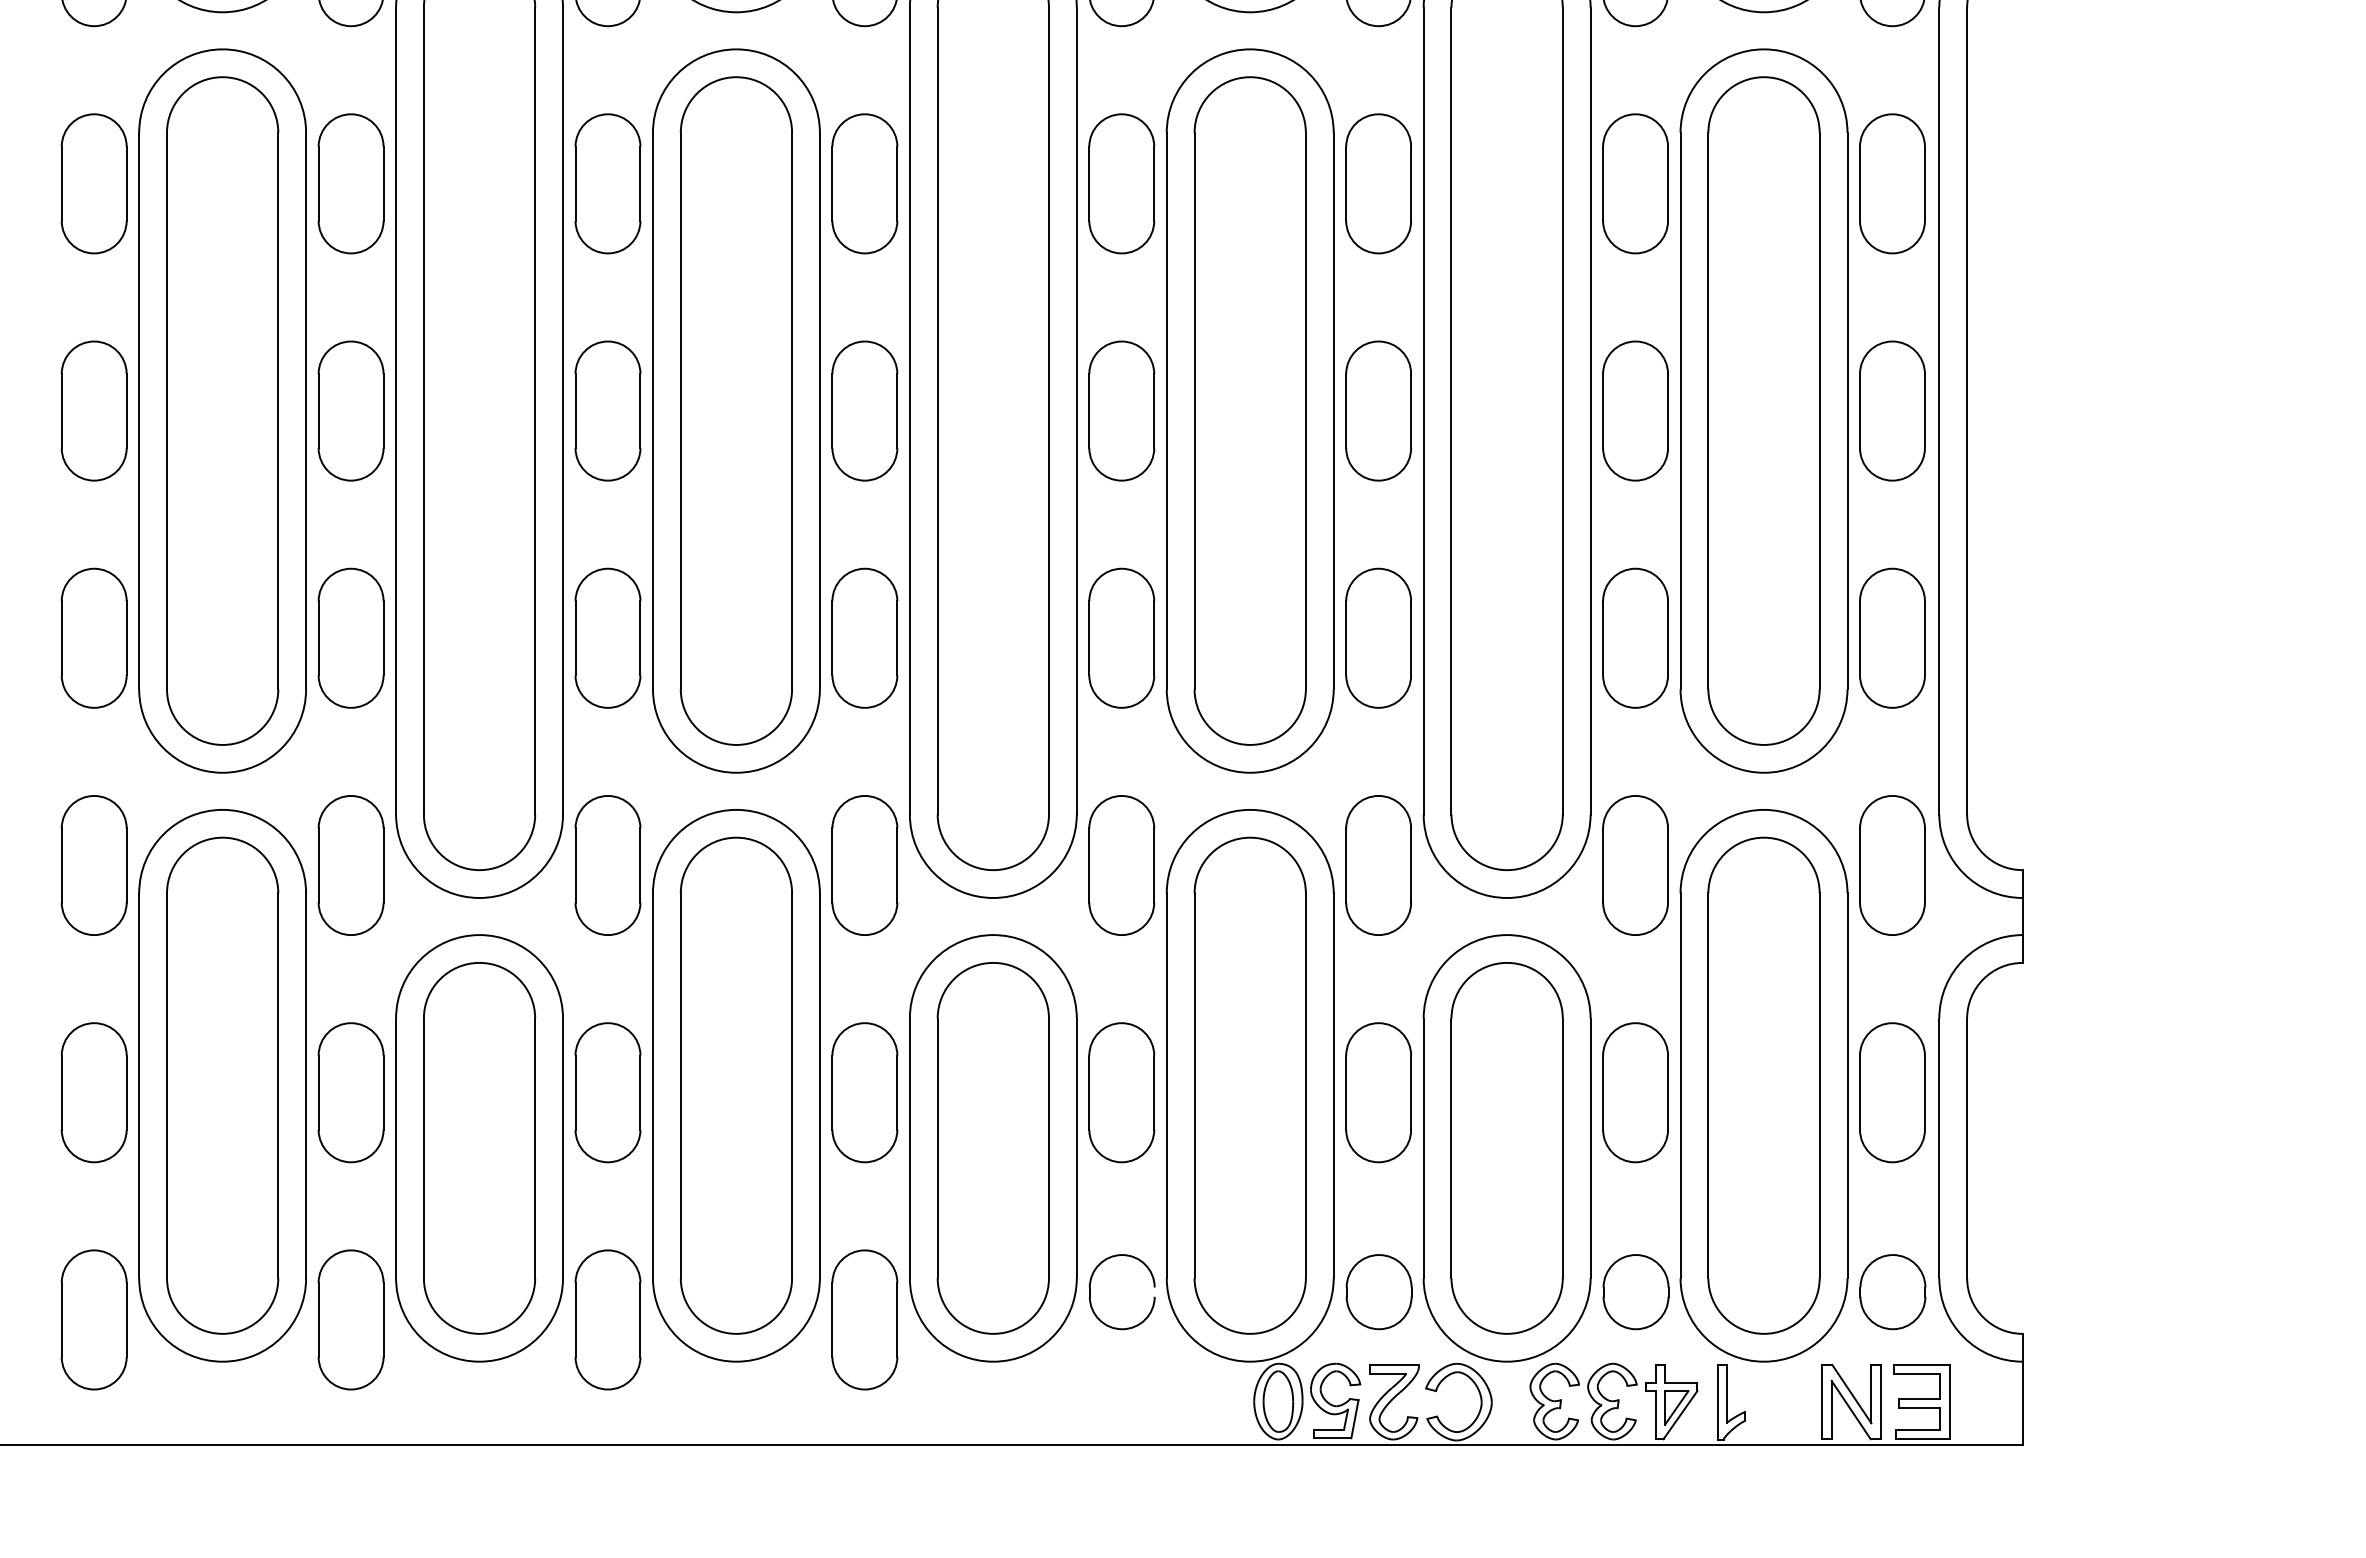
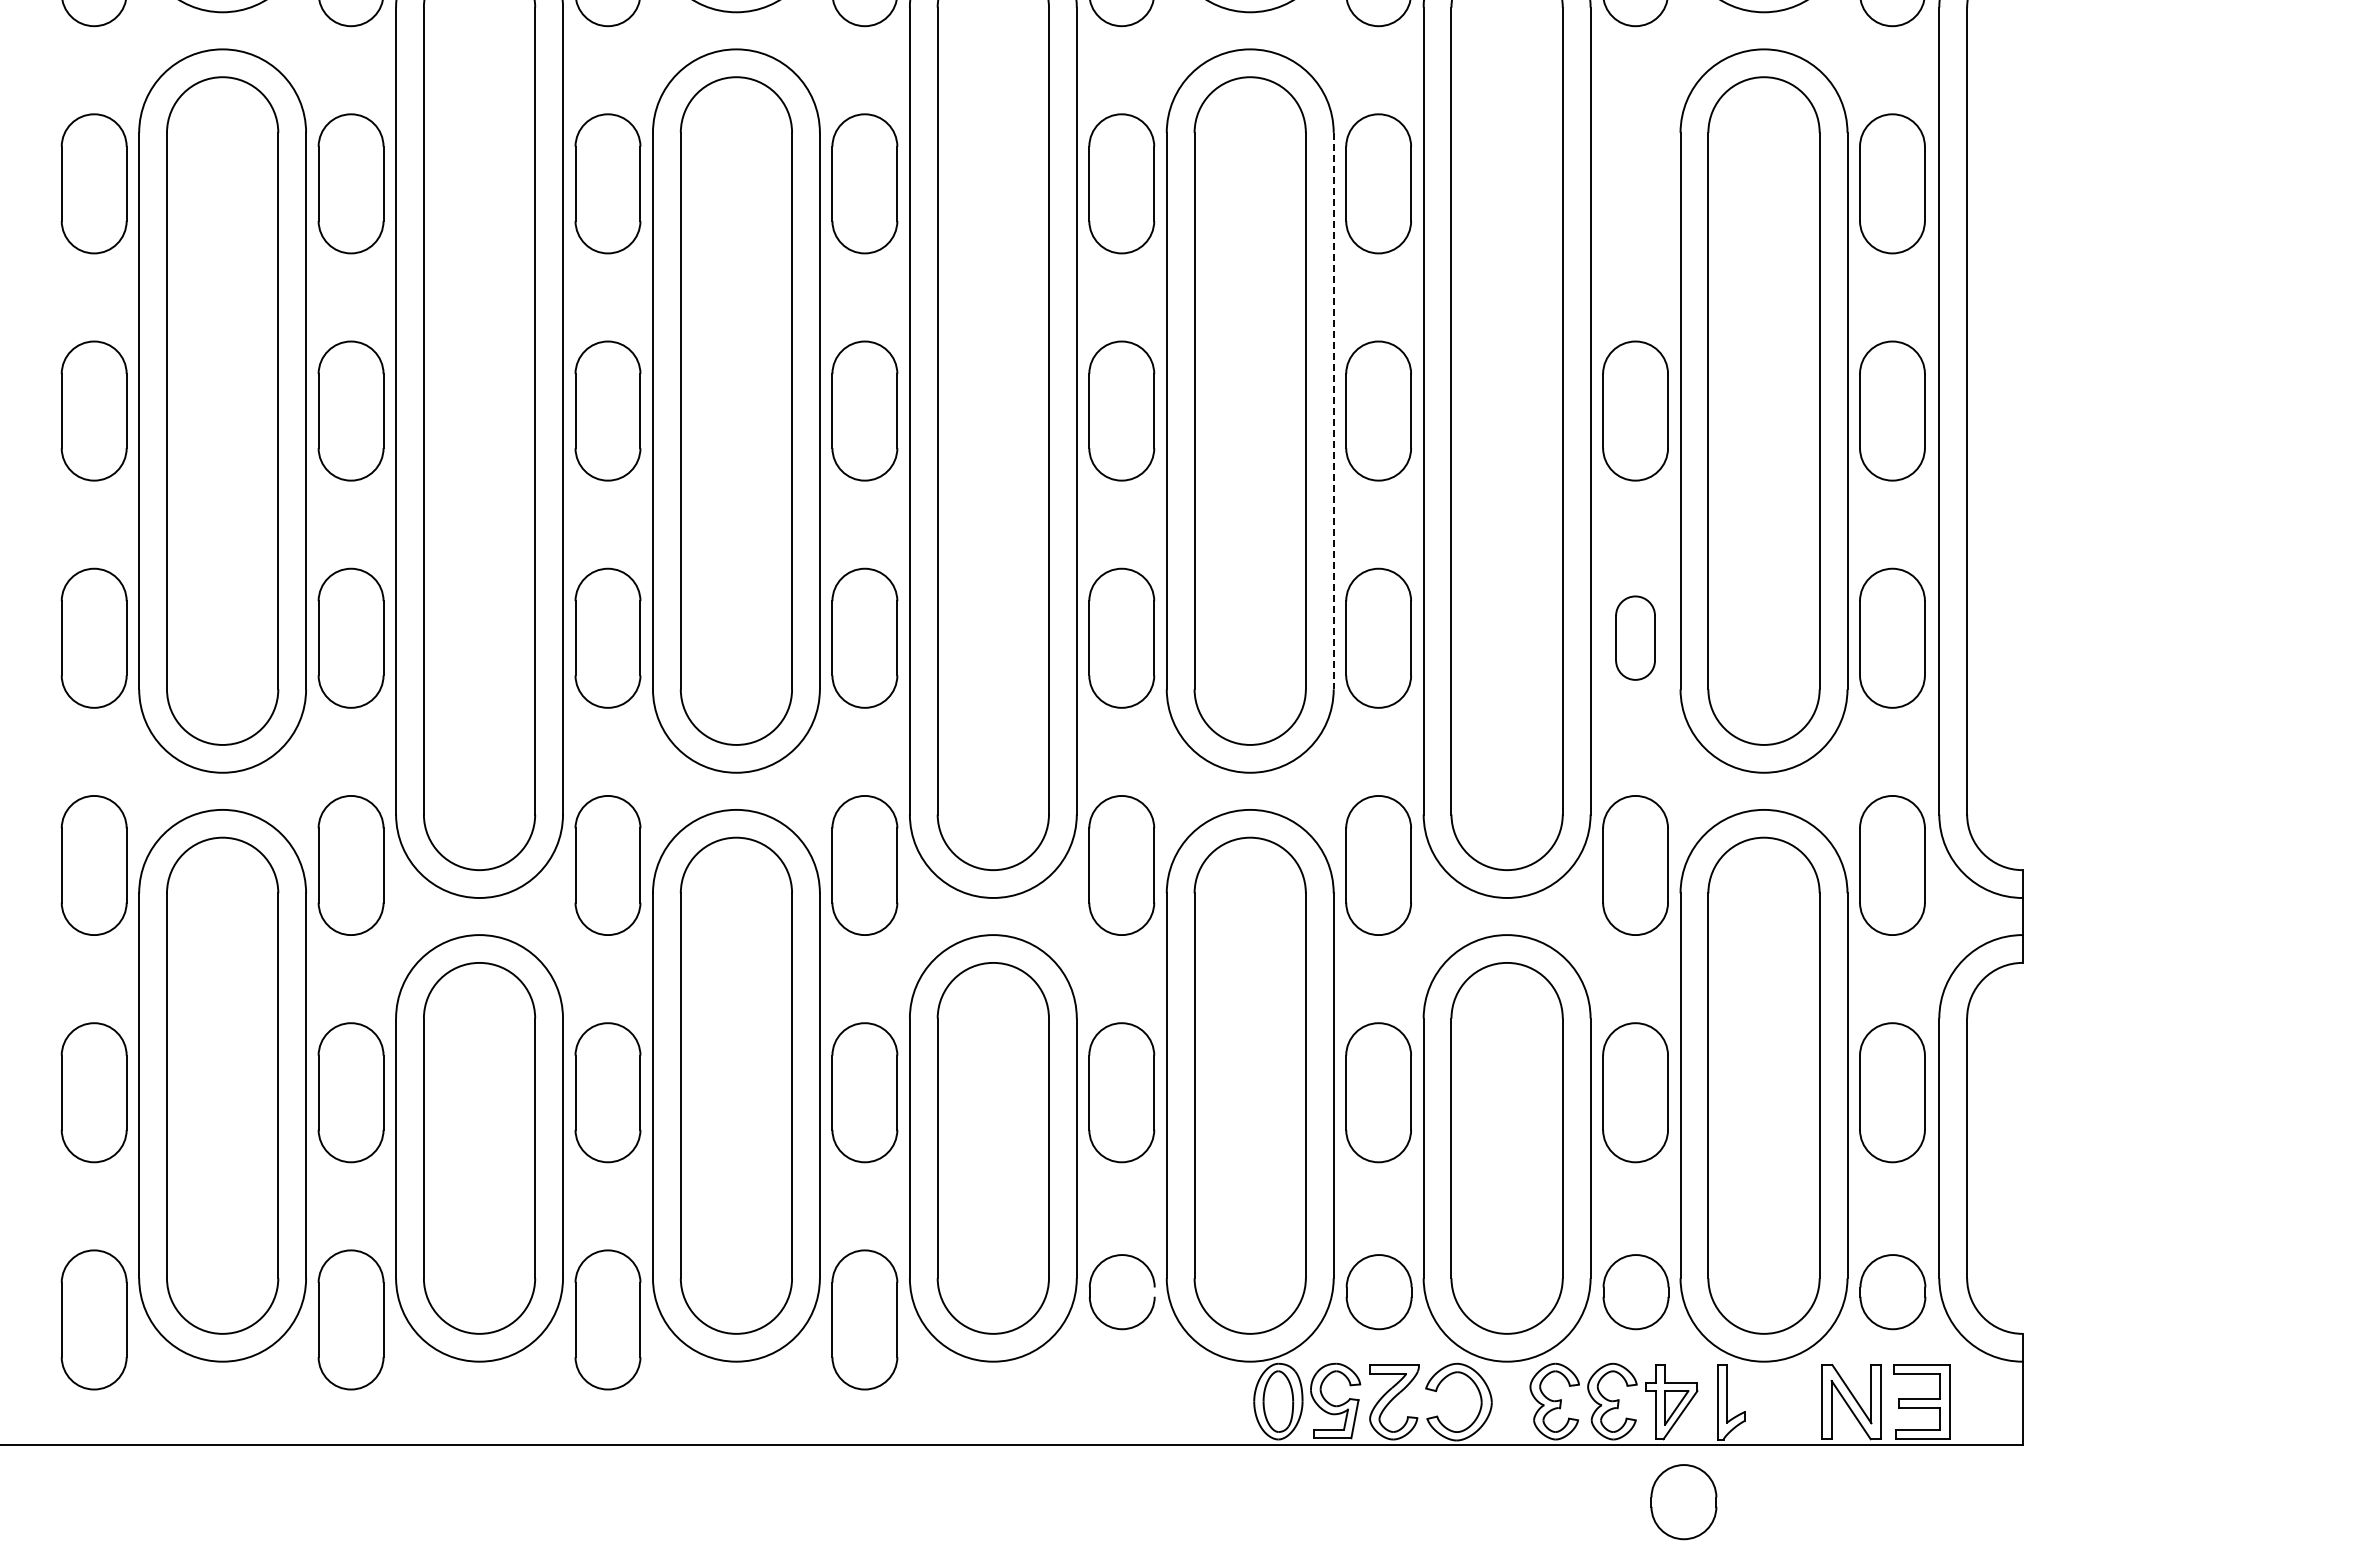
part: present -> none (1635, 183)
line: solid -> dashed (1333, 411)
part size: 67x142 px -> 41x86 px (1635, 637)
part: none -> present (1683, 1502)
